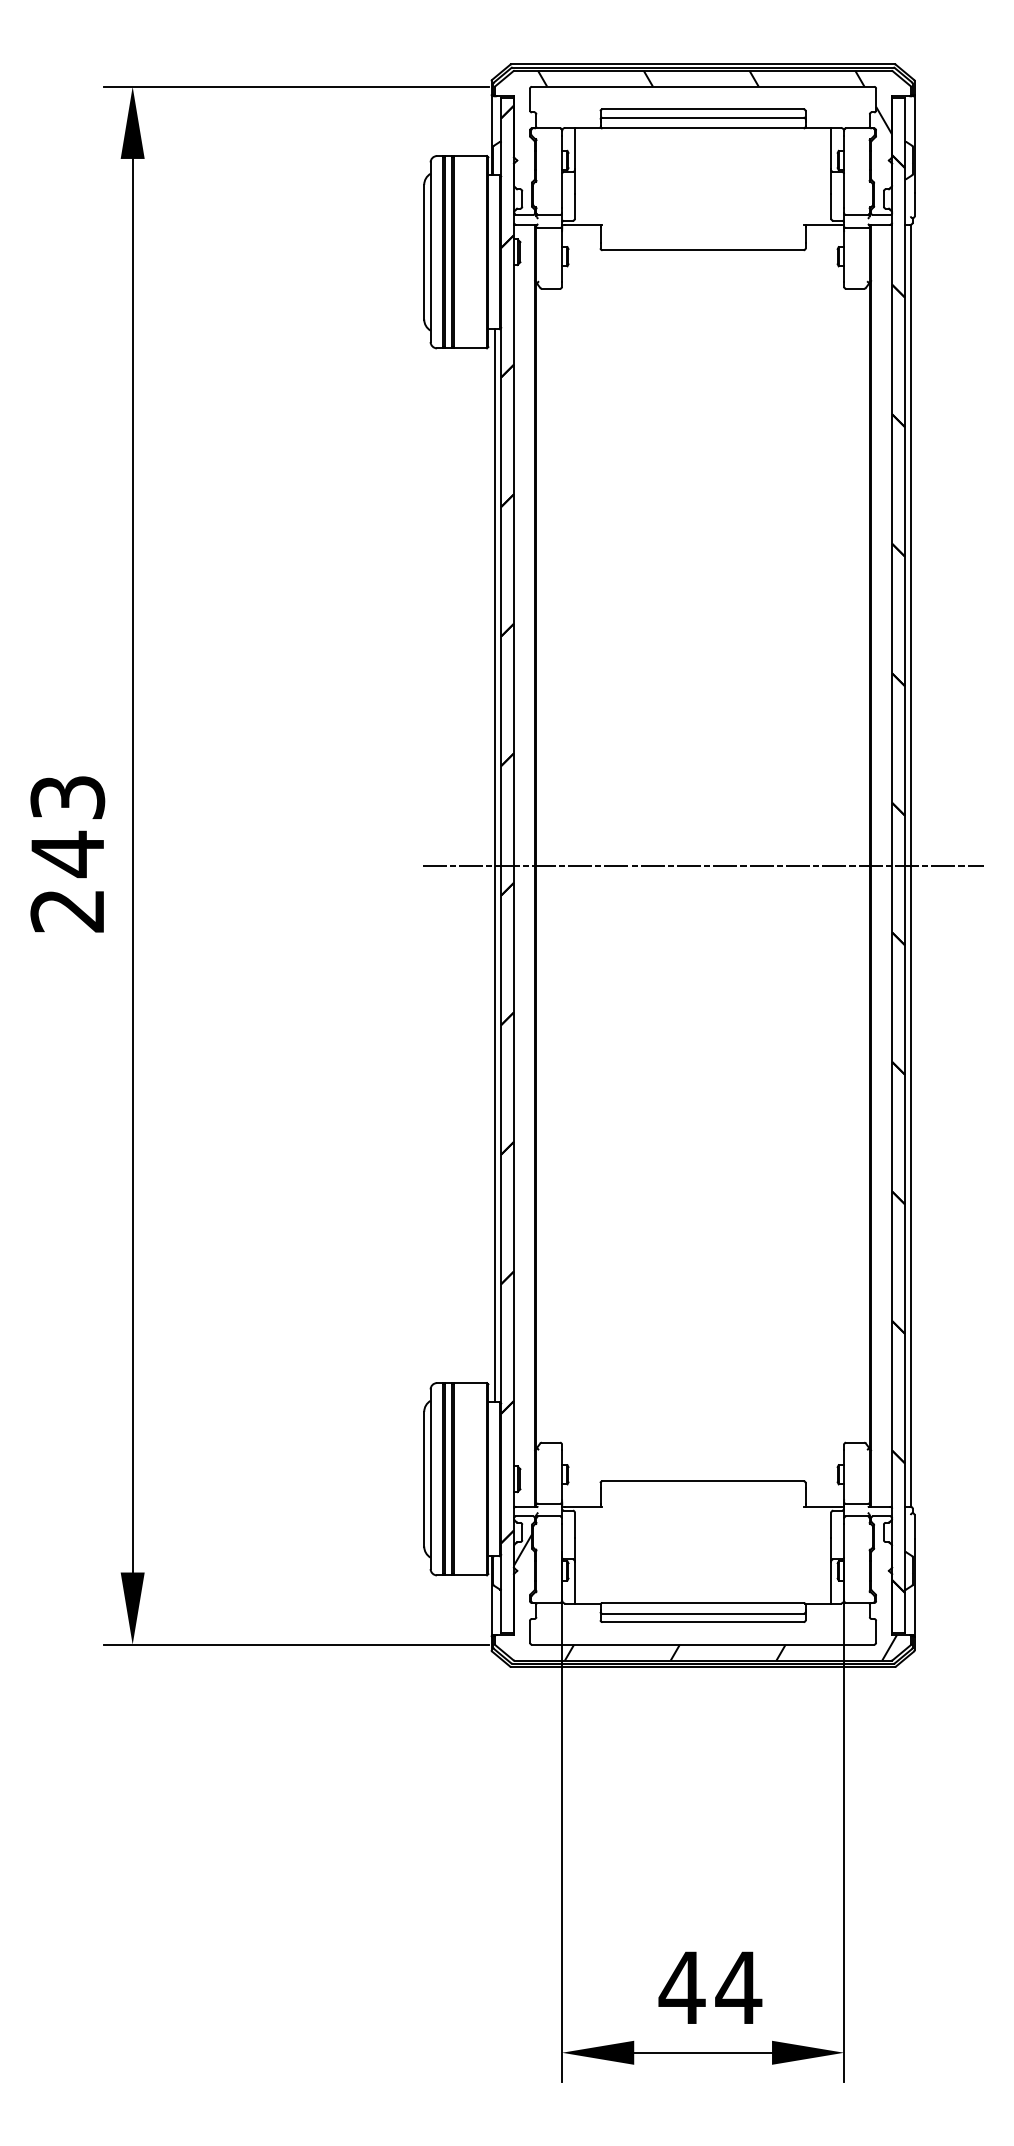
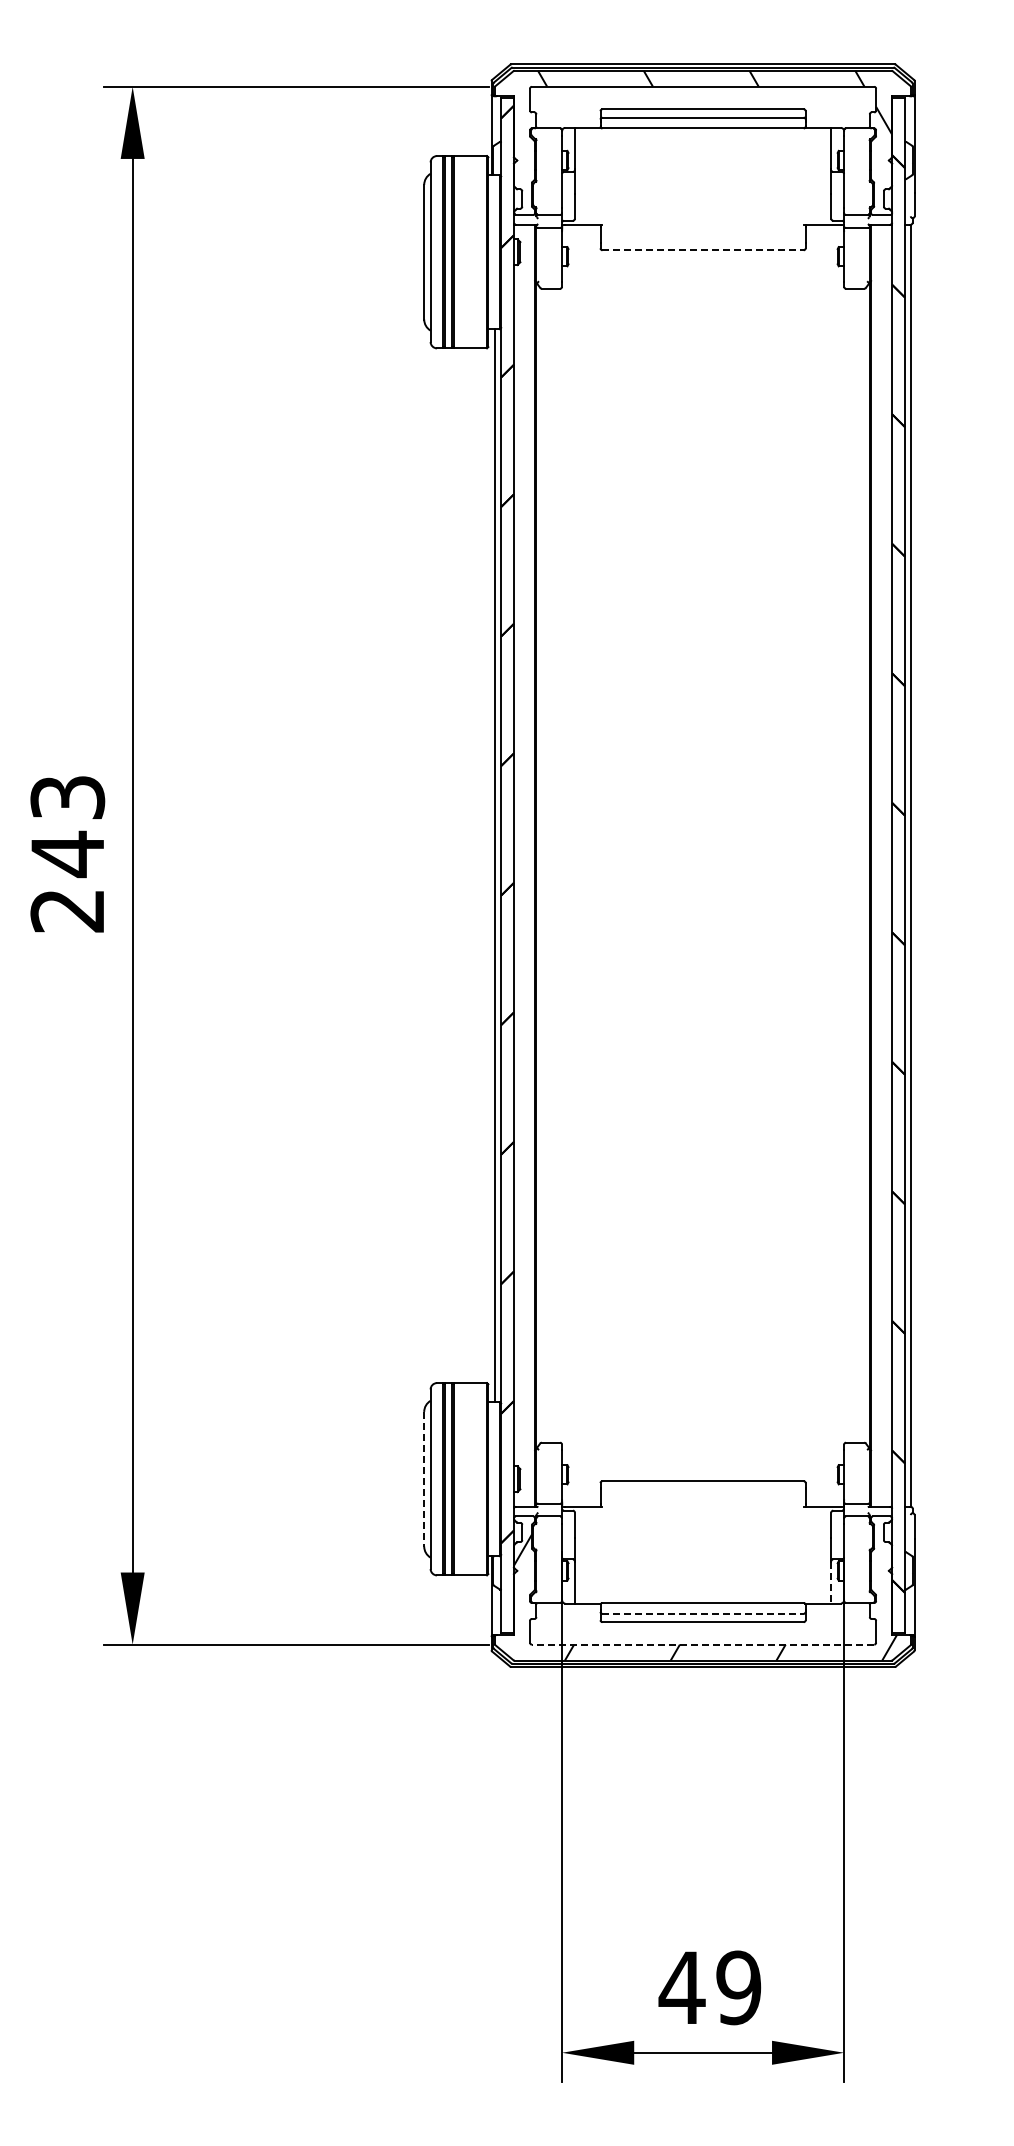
line: solid -> dashed (703, 250)
line: present -> none (702, 865)
line: solid -> dashed (424, 1479)
line: solid -> dashed (831, 1582)
line: solid -> dashed (703, 1613)
line: solid -> dashed (702, 1644)
text: 44 -> 49 (738, 1987)
